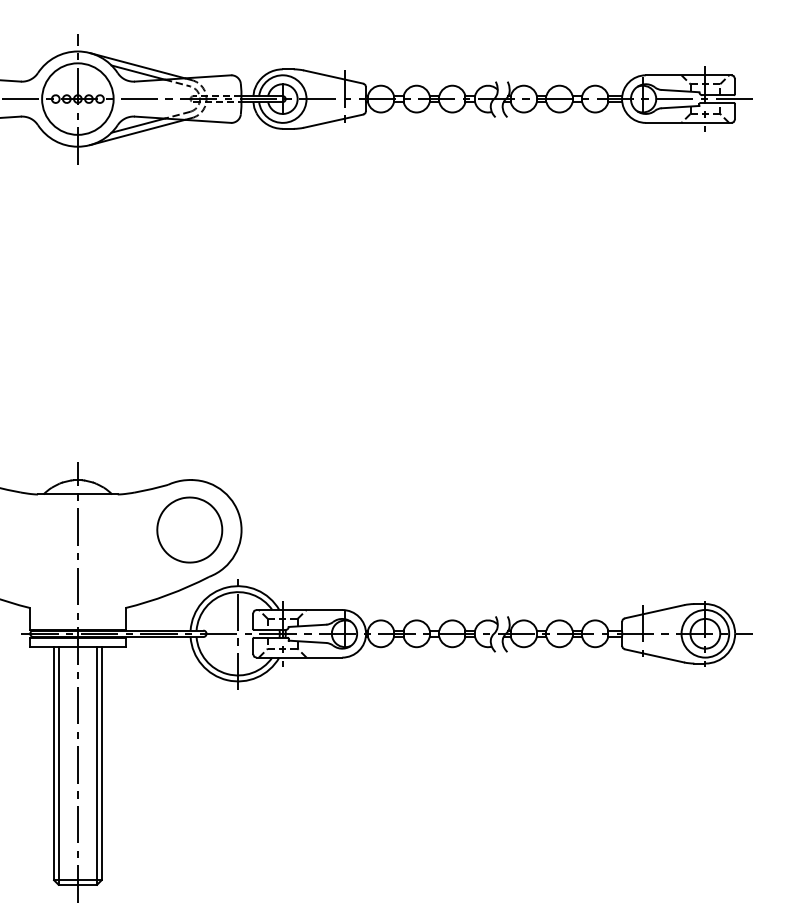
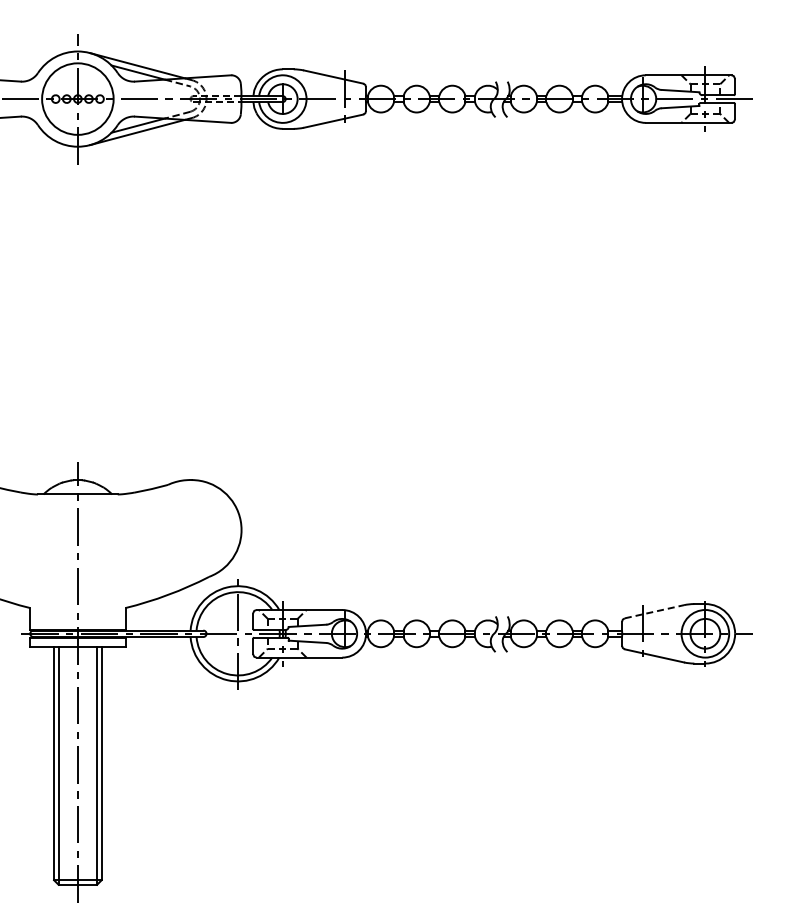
part: present -> none (189, 529)
line: solid -> dashed (654, 611)
